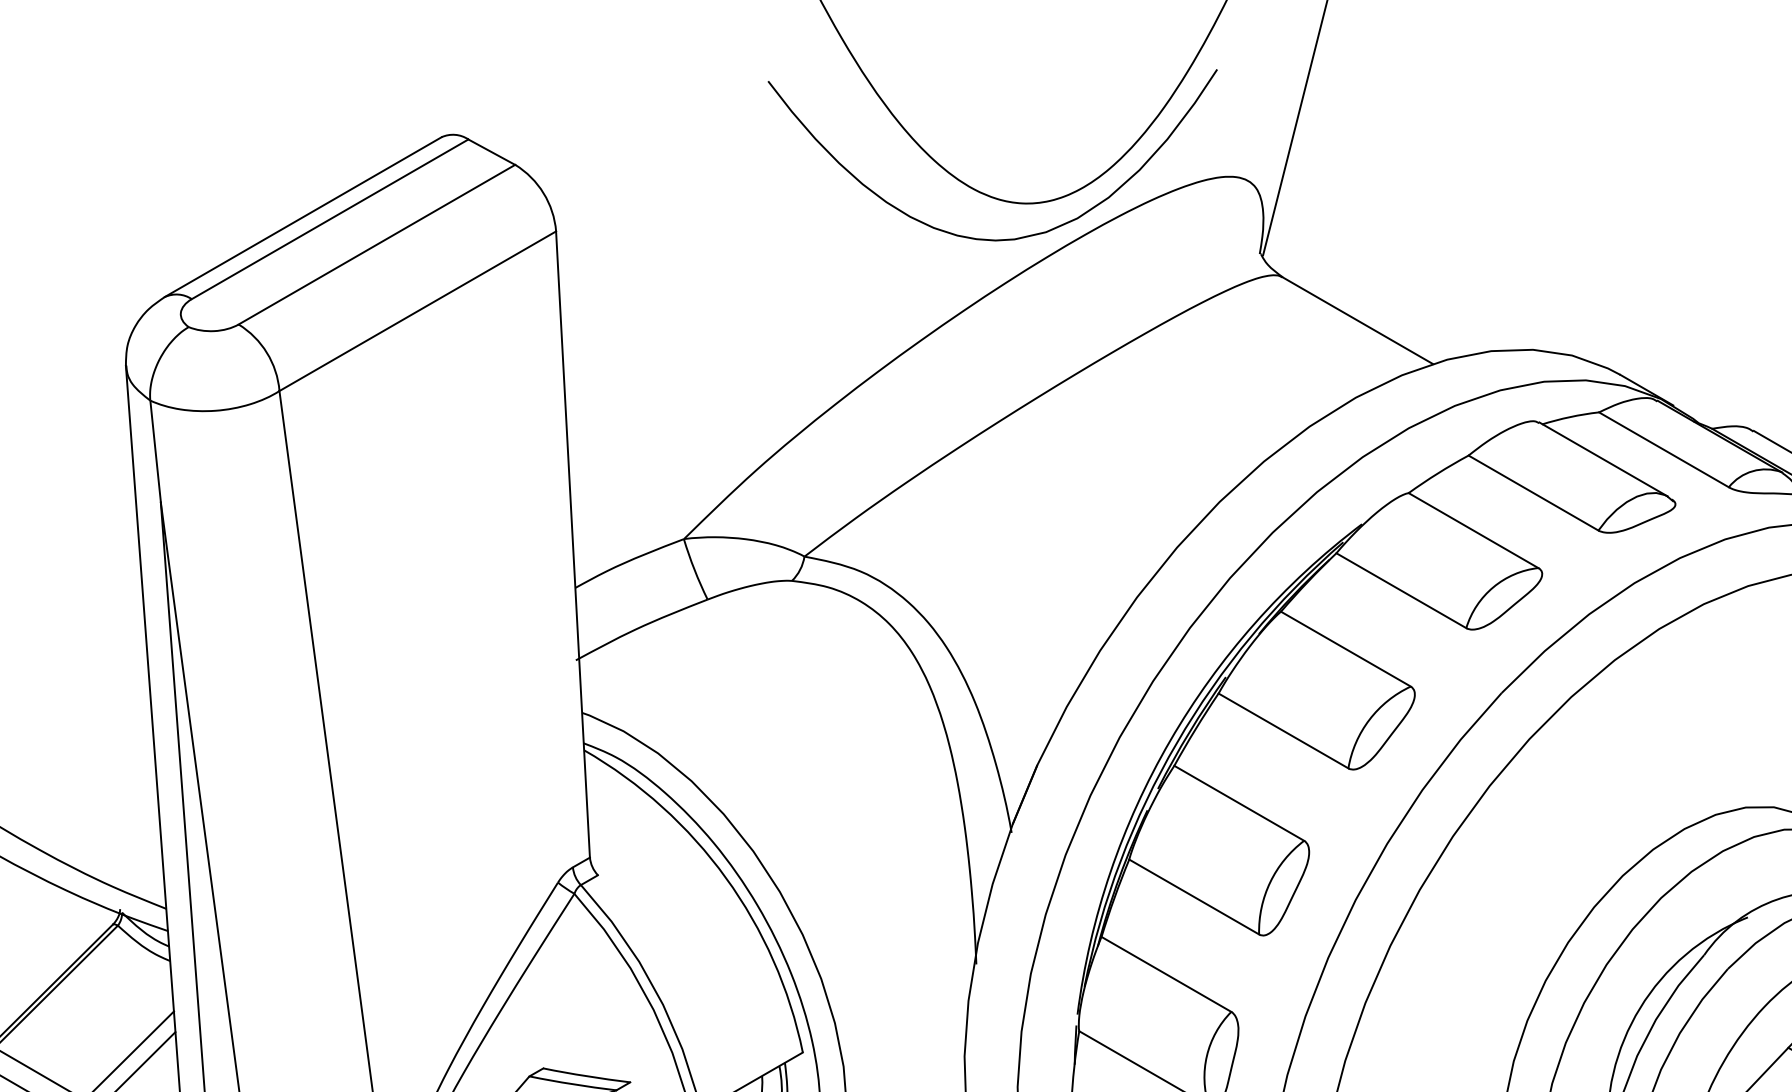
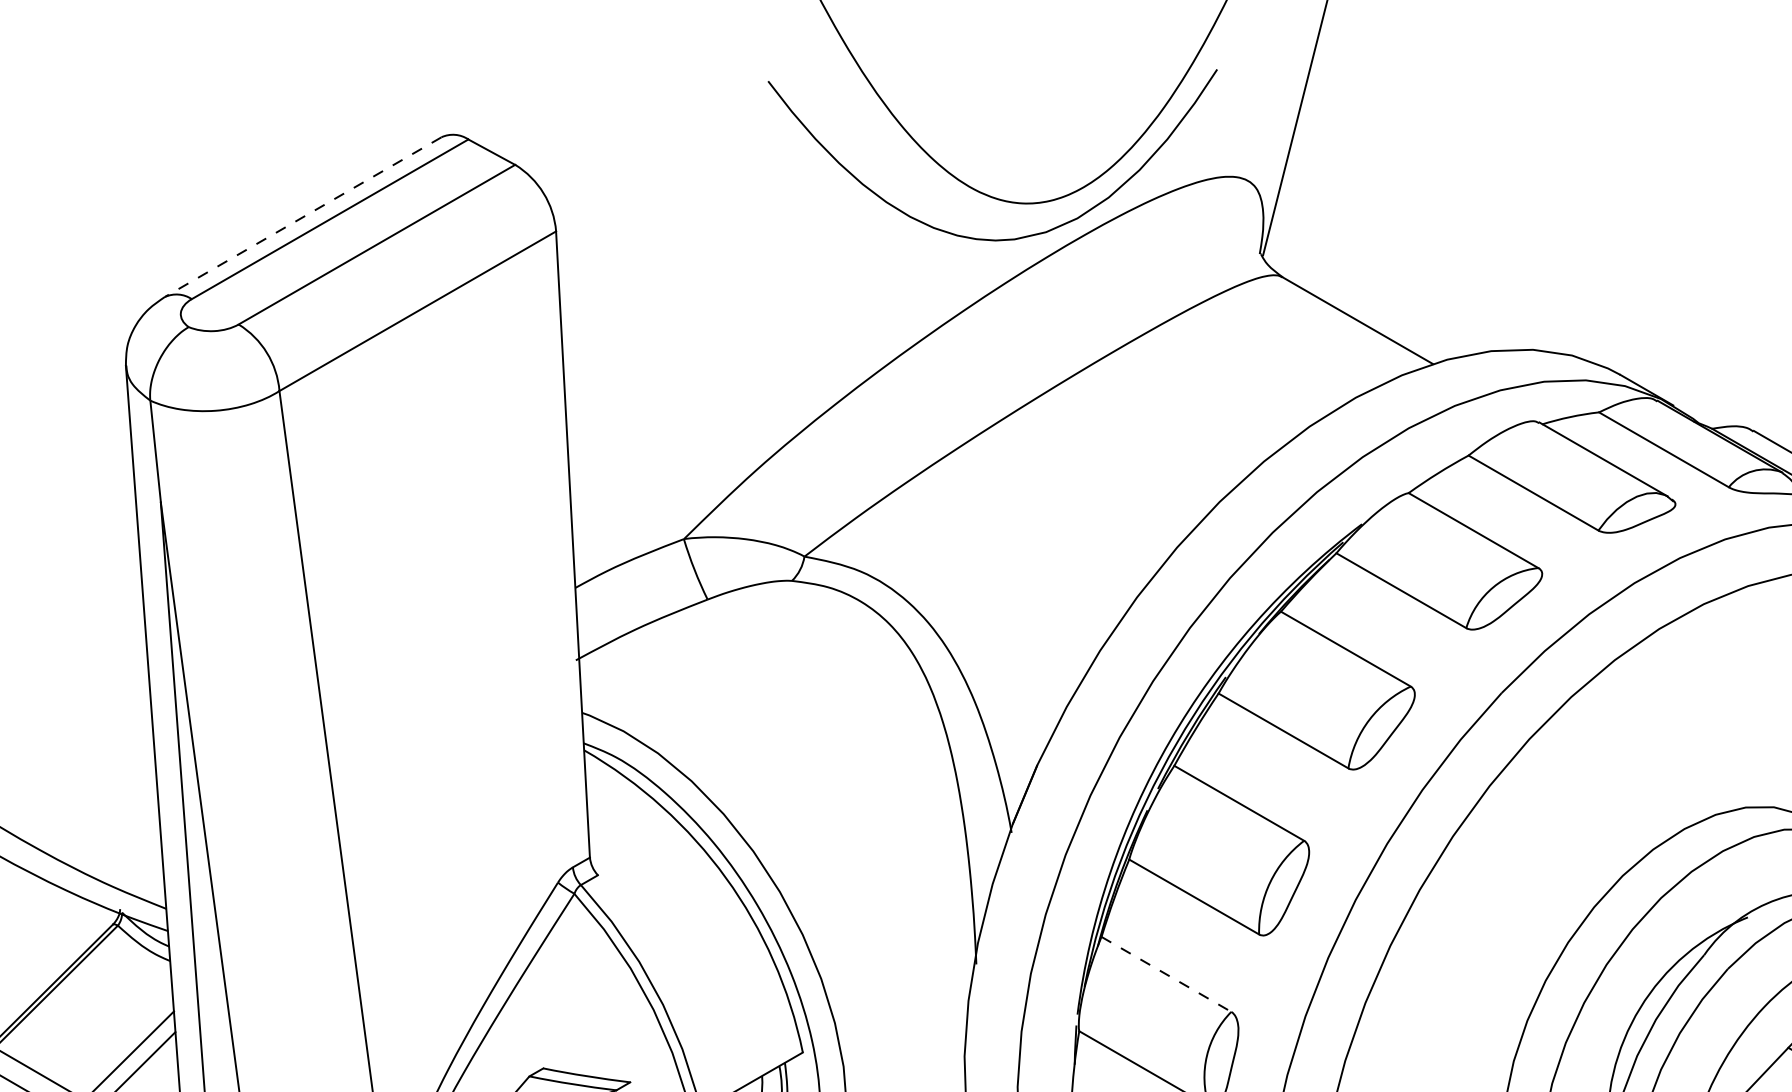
line: solid -> dashed (303, 217)
line: solid -> dashed (1166, 974)
